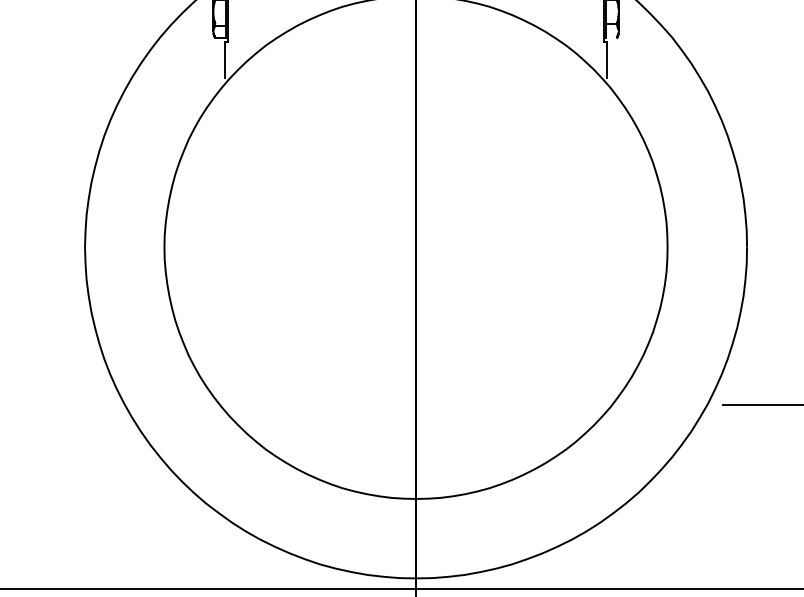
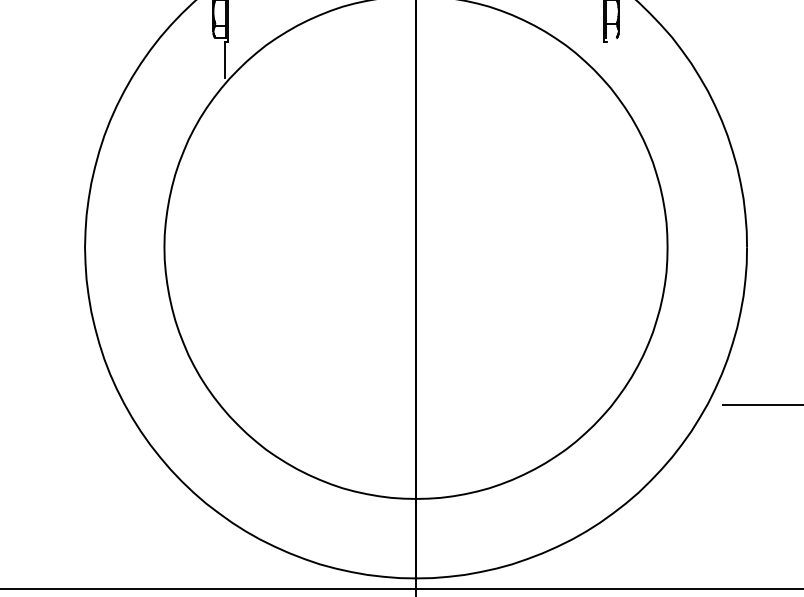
line: present -> none (606, 60)
